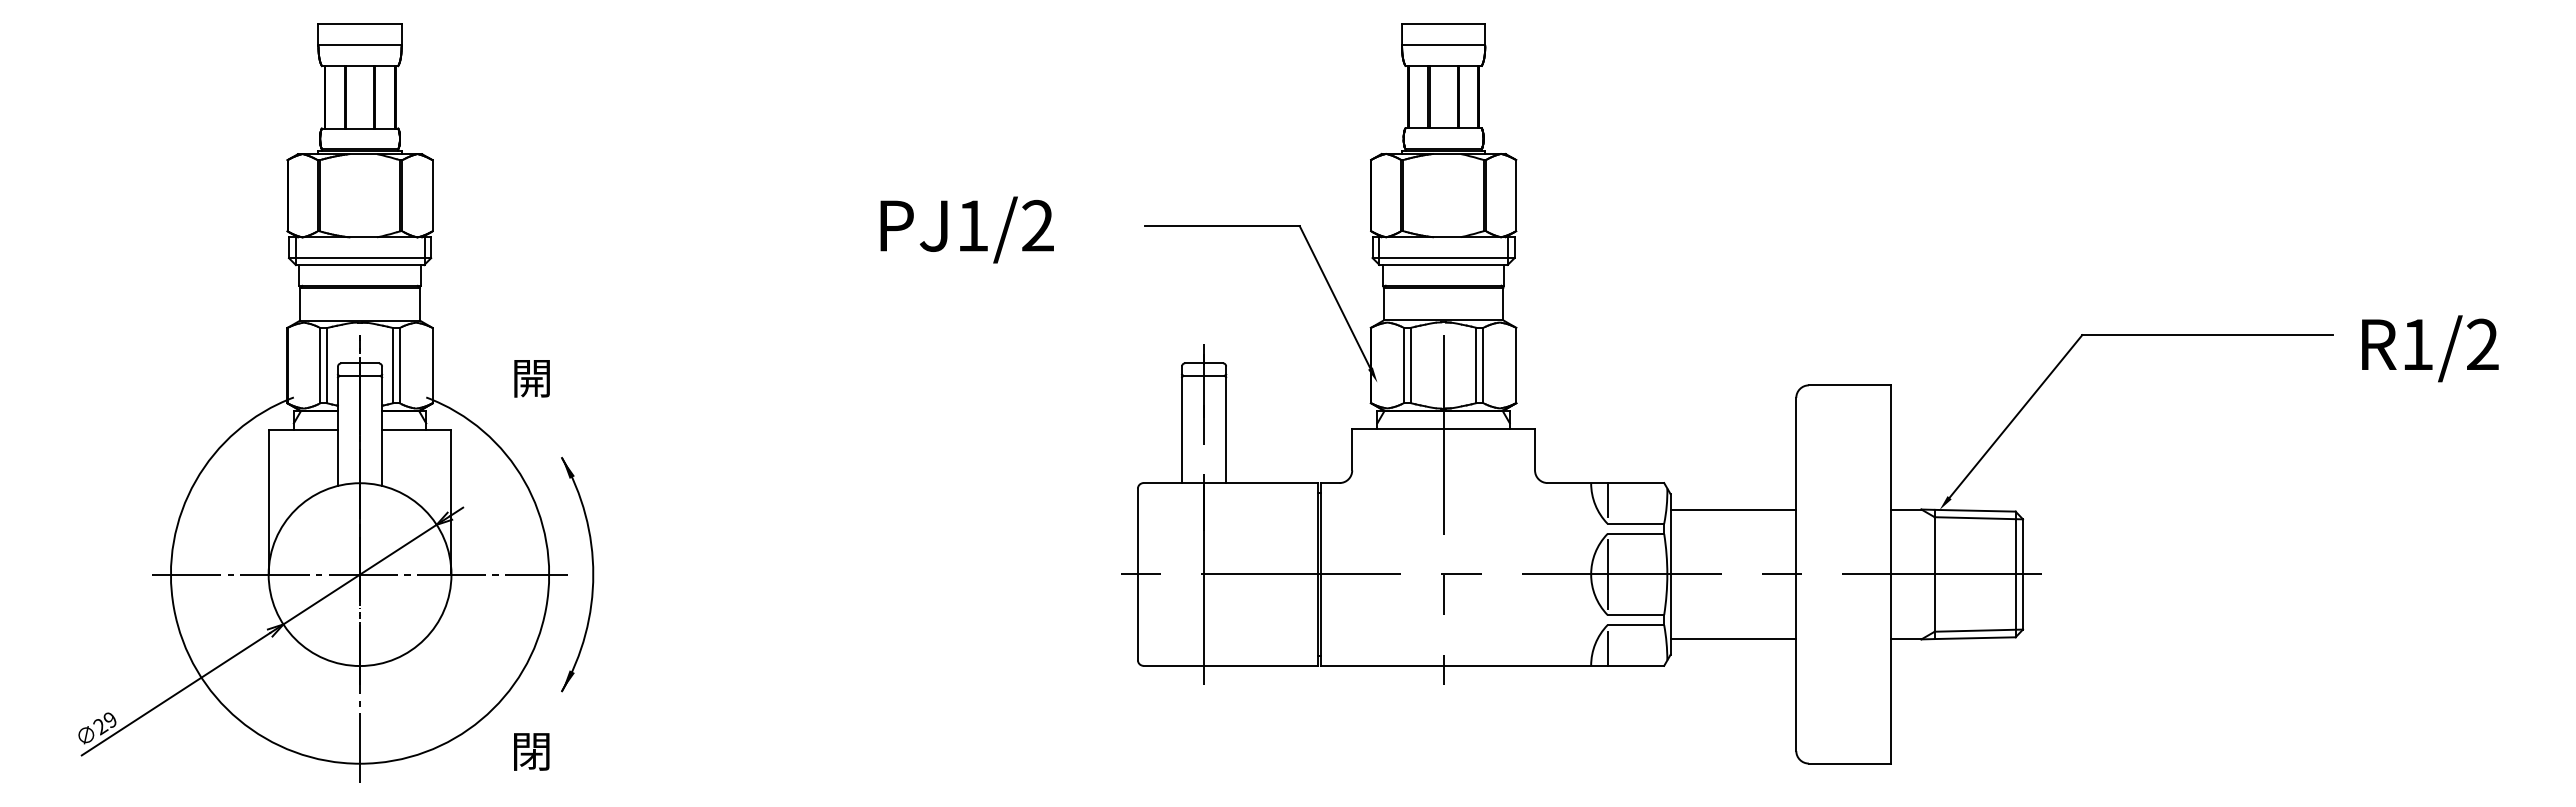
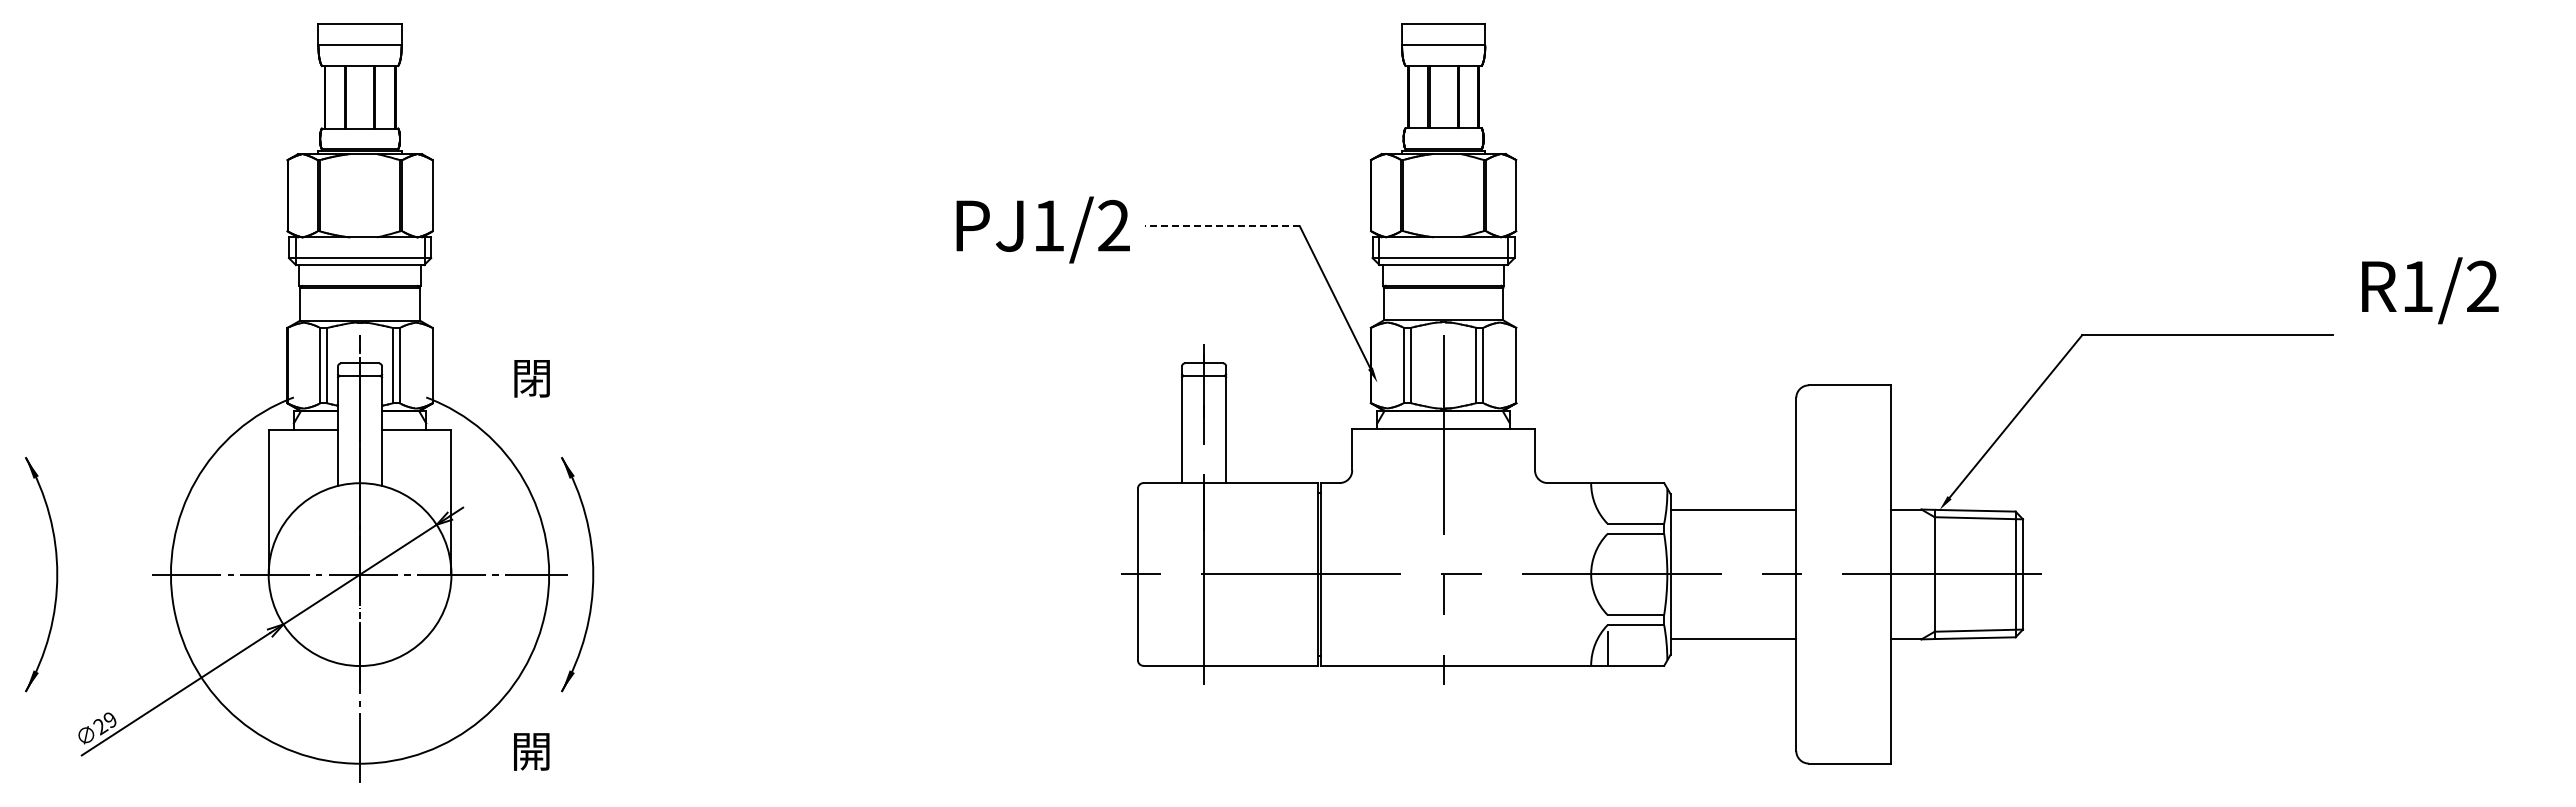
line: solid -> dashed (1221, 226)
text position: (966, 229) -> (1042, 229) (1042, 229)
text position: (2430, 348) -> (2430, 290) (2430, 290)
text: 開 -> 閉 (531, 382)
line: present -> none (1607, 500)
part: none -> present (56, 574)
line: present -> none (1607, 574)
text: 閉 -> 開 (531, 754)
